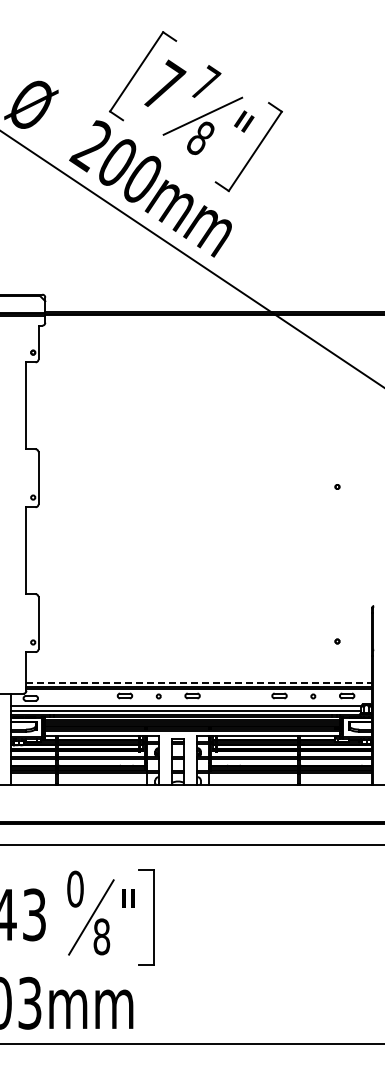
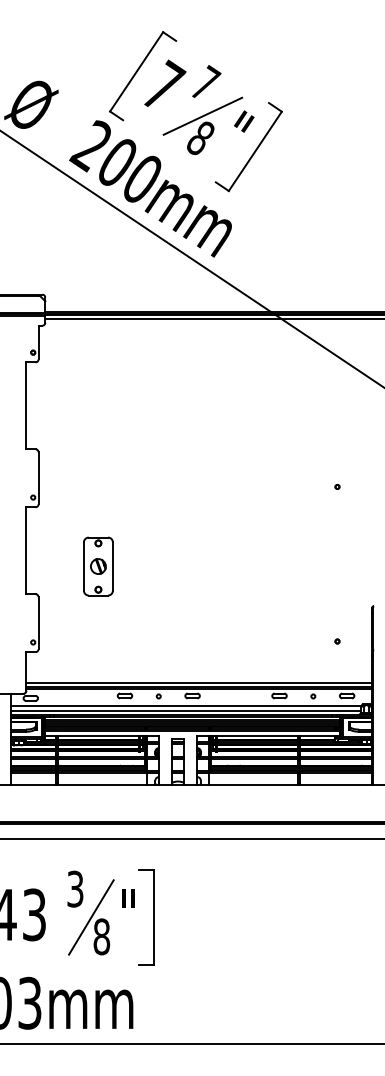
line: none -> present (213, 319)
part: none -> present (98, 566)
line: dashed -> solid (199, 682)
line position: (191, 844) -> (191, 838) (191, 838)
text: 0 -> 3 (75, 888)
